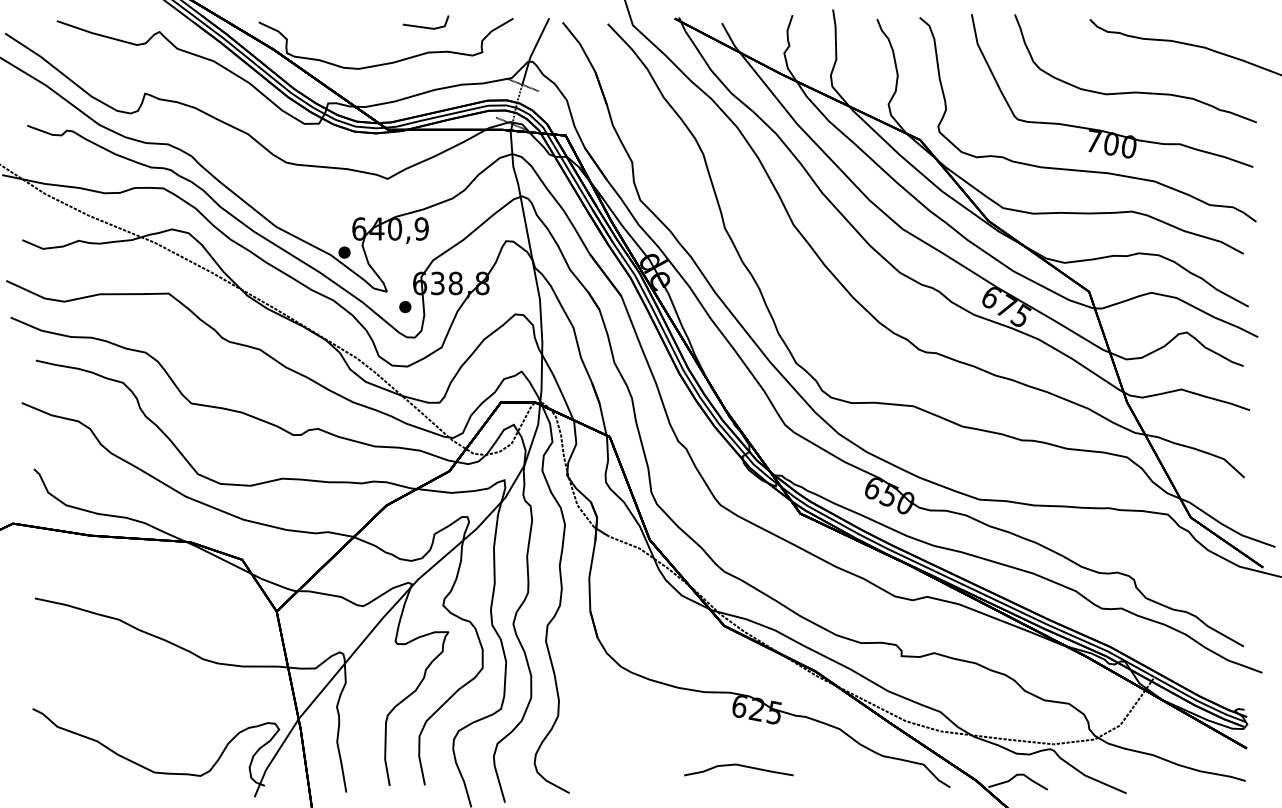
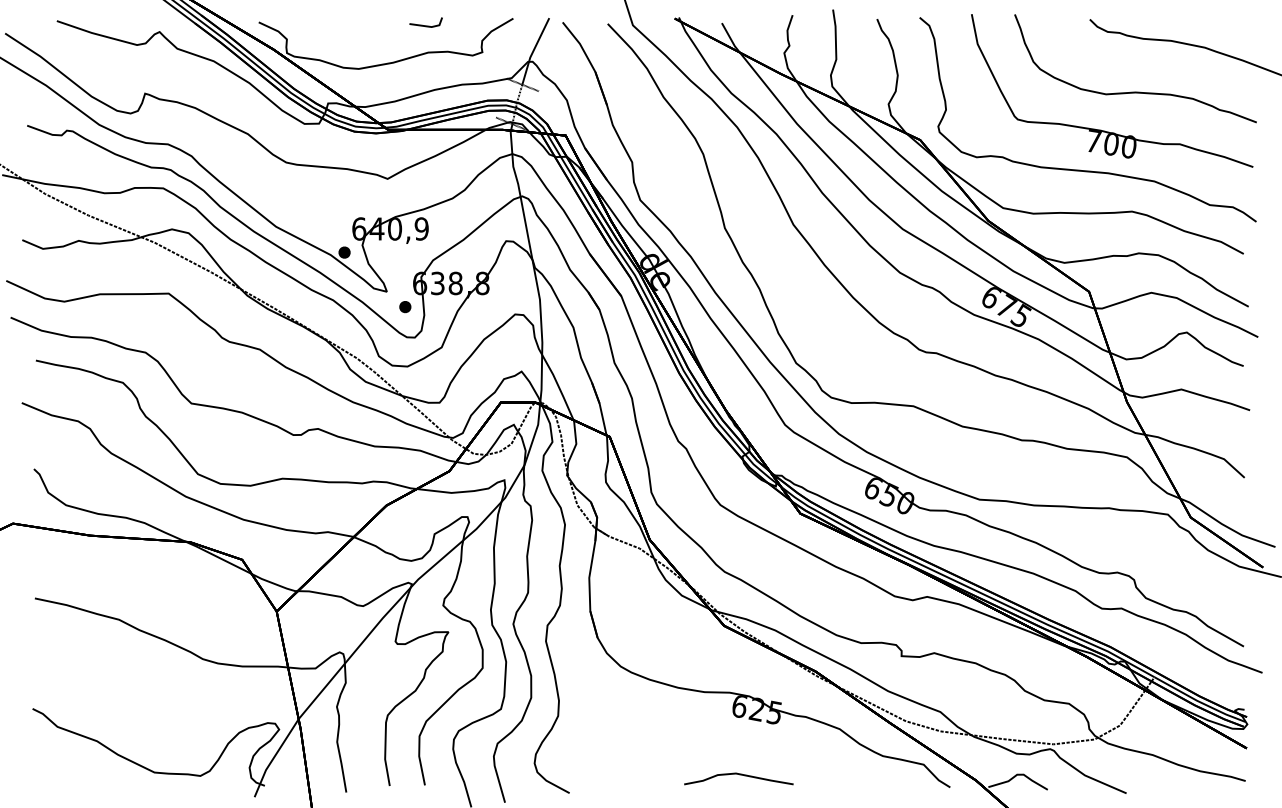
part size: 48x15 px -> 34x11 px (425, 22)
part position: (738, 769) -> (738, 778) (738, 778)
